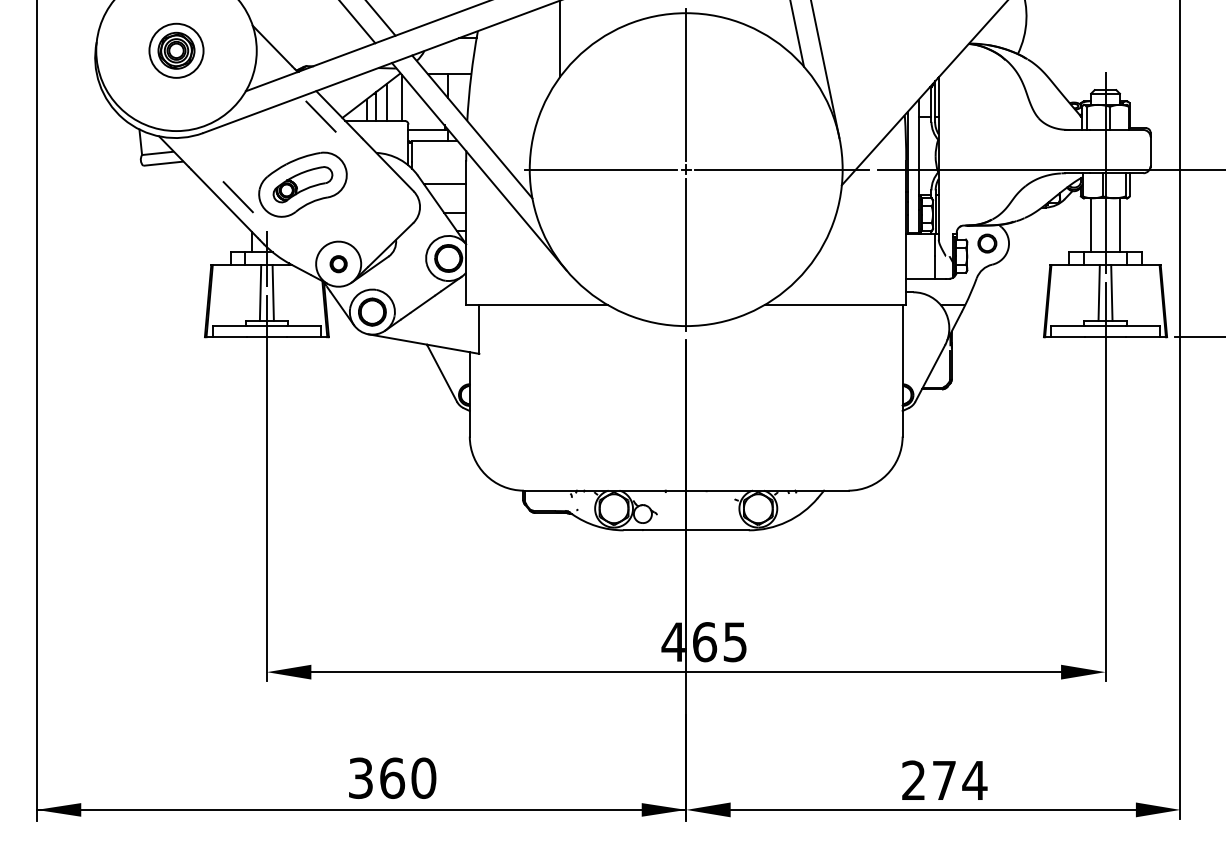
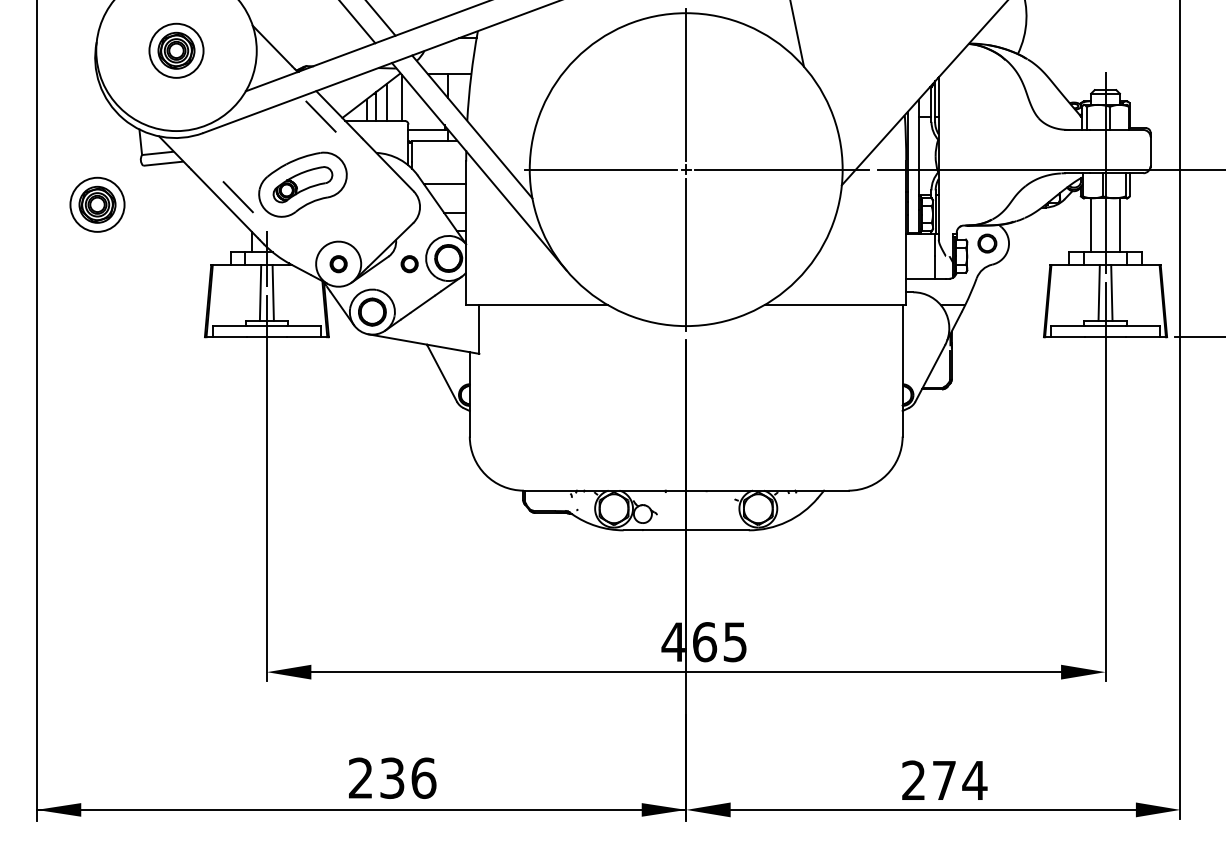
line: present -> none (559, 39)
line: present -> none (825, 70)
part: none -> present (97, 204)
part: none -> present (409, 264)
text: 360 -> 236 (392, 777)
